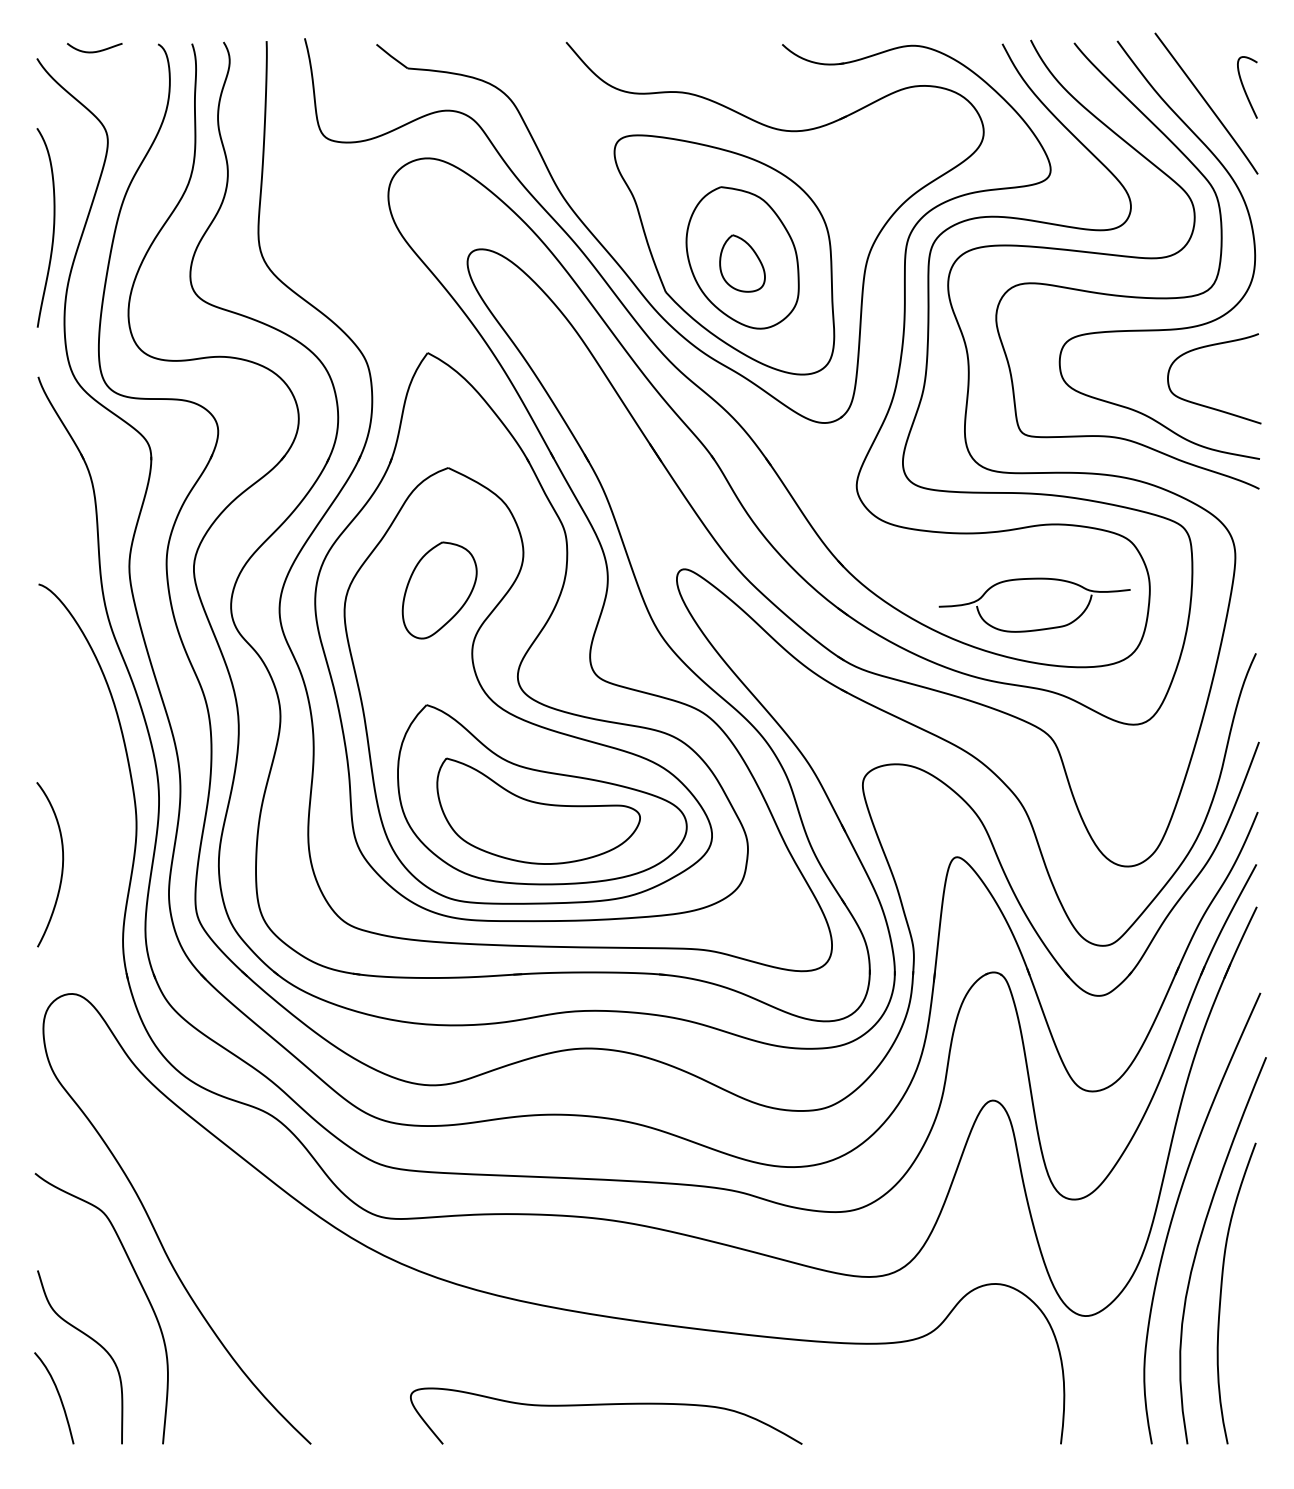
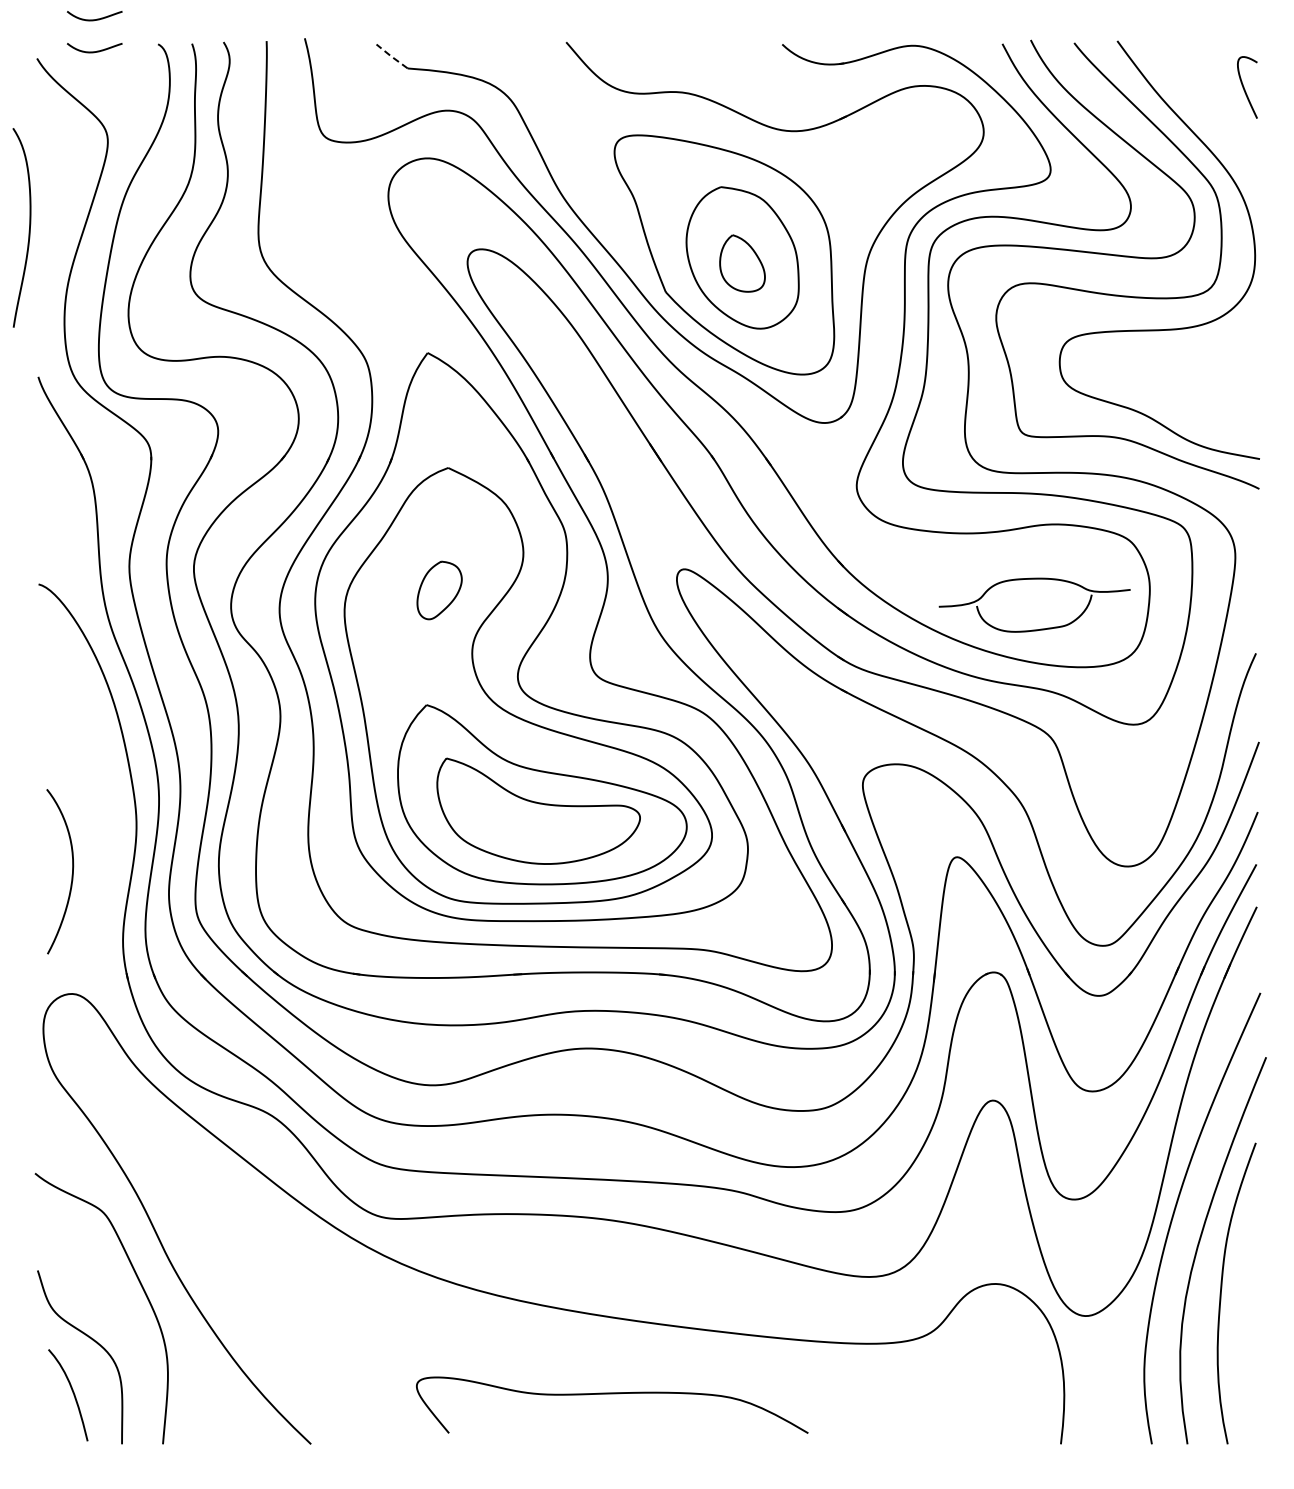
curve: none -> present (94, 19)
line: solid -> dashed (390, 56)
curve: present -> none (1206, 103)
curve position: (52, 230) -> (28, 230) (28, 230)
curve: present -> none (1206, 405)
part size: 77x99 px -> 47x61 px (439, 590)
curve position: (61, 867) -> (71, 874) (71, 874)
curve position: (58, 1396) -> (72, 1393) (72, 1393)
curve position: (606, 1405) -> (612, 1394) (612, 1394)
